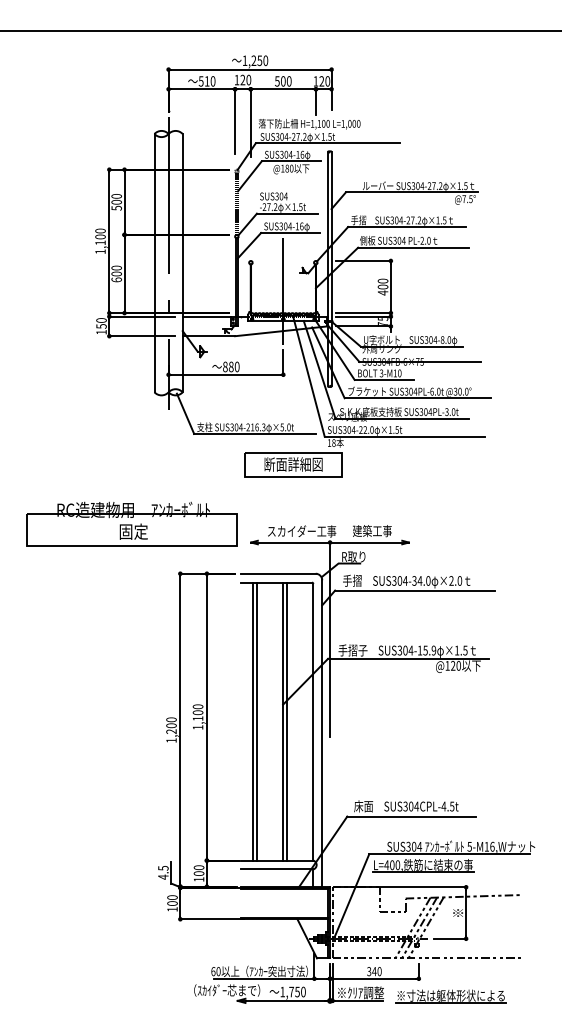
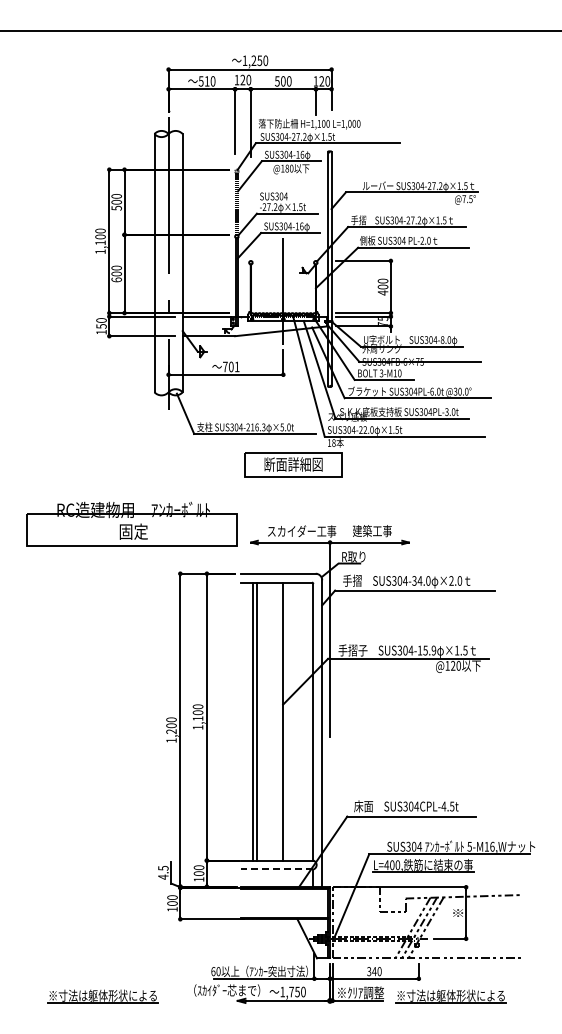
text: 880 -> 701 (231, 366)
line: present -> none (287, 721)
line: solid -> dashed (276, 869)
part: none -> present (102, 996)
